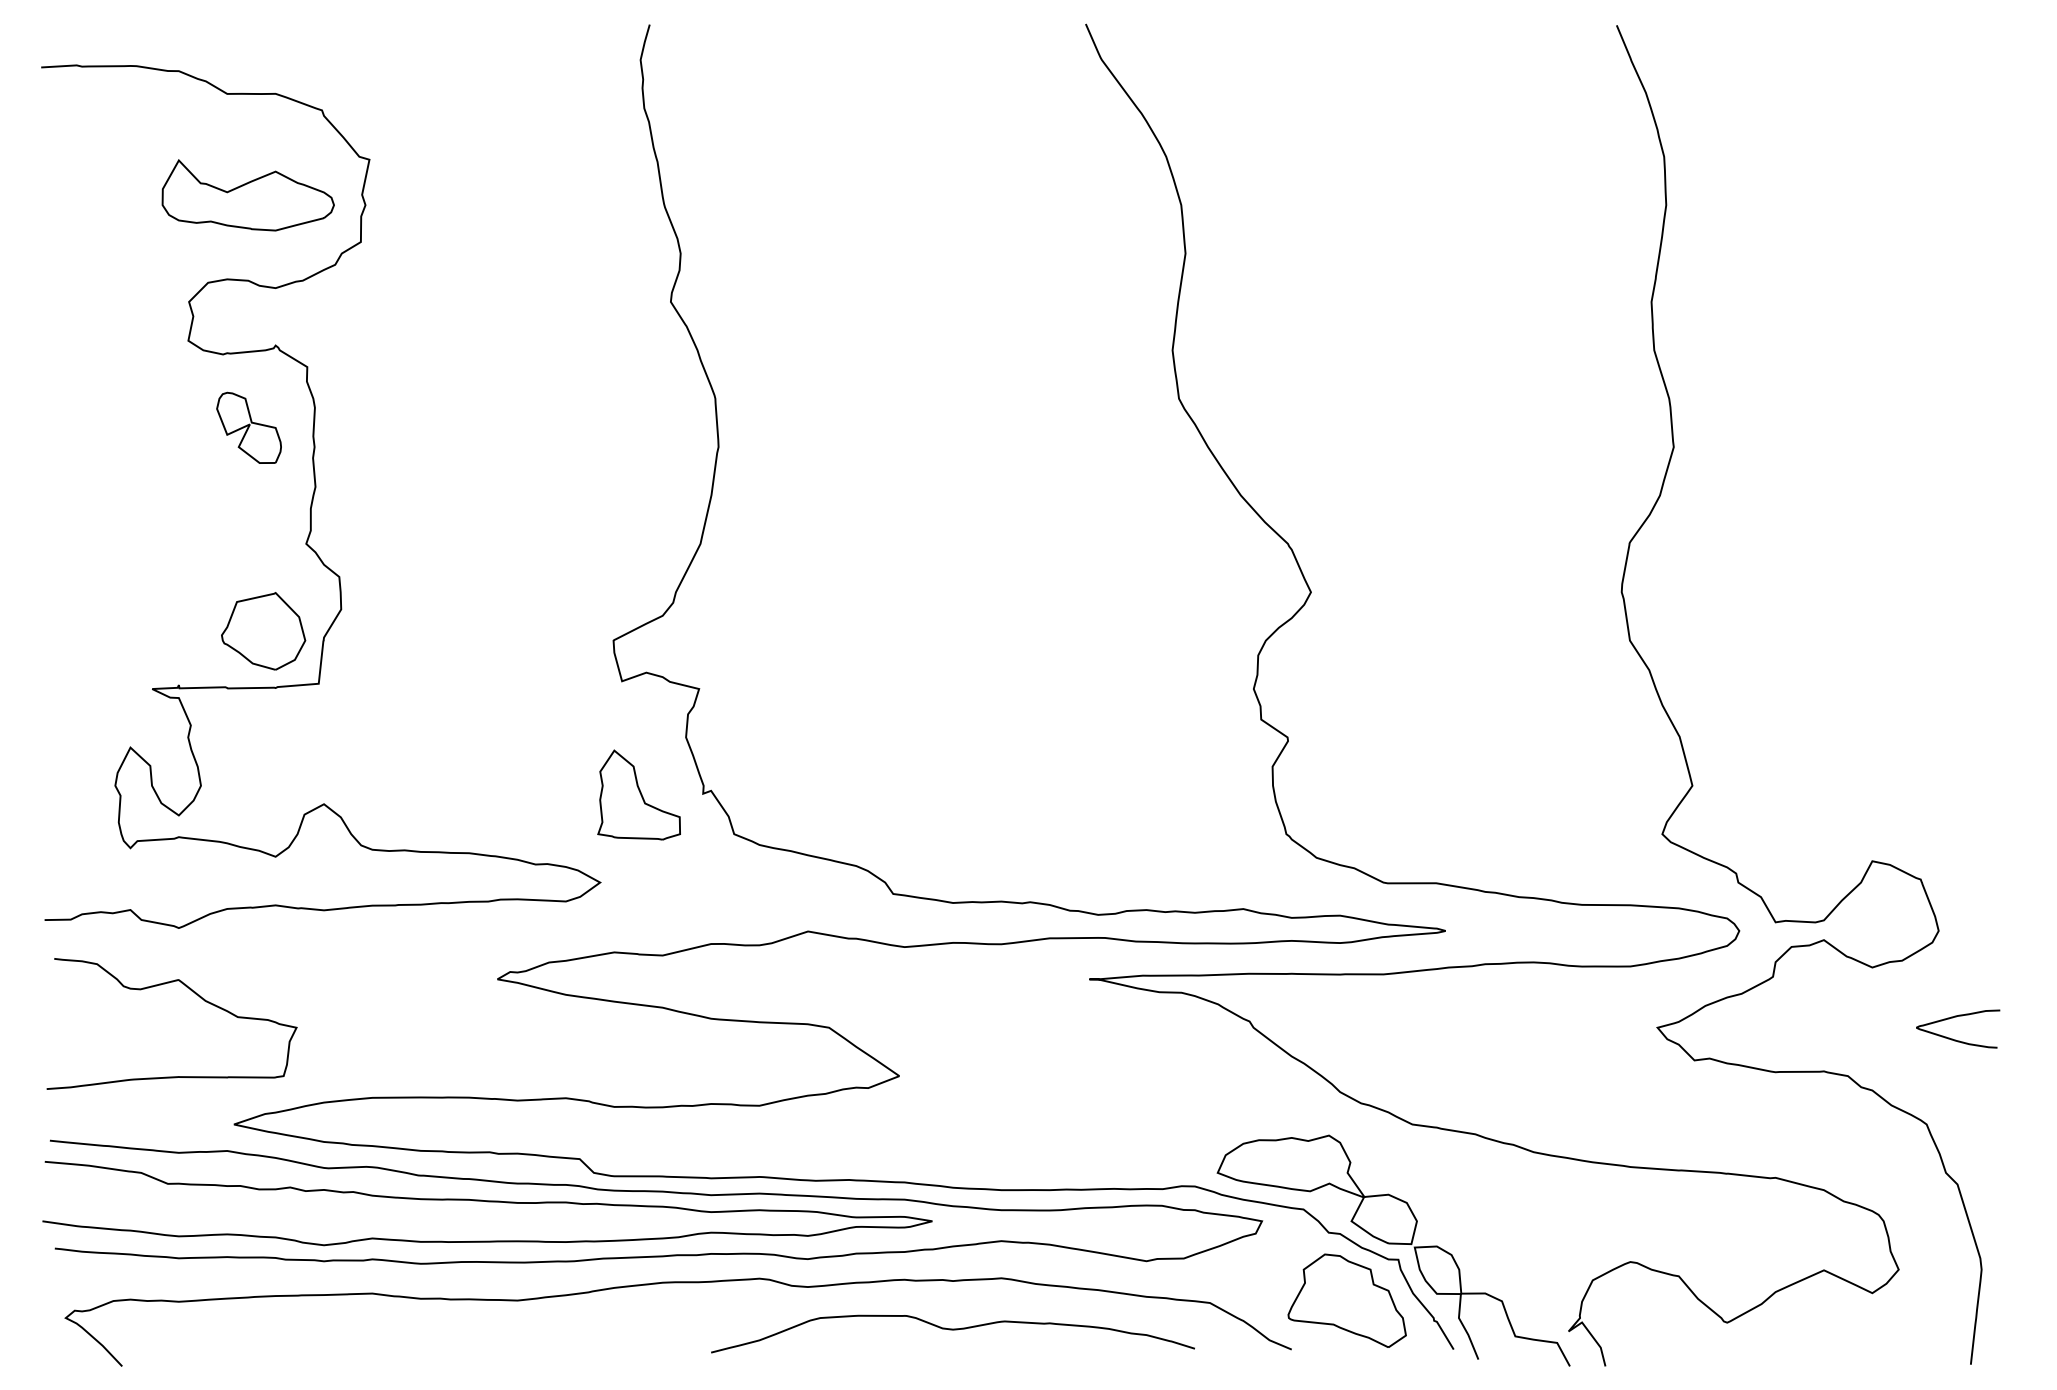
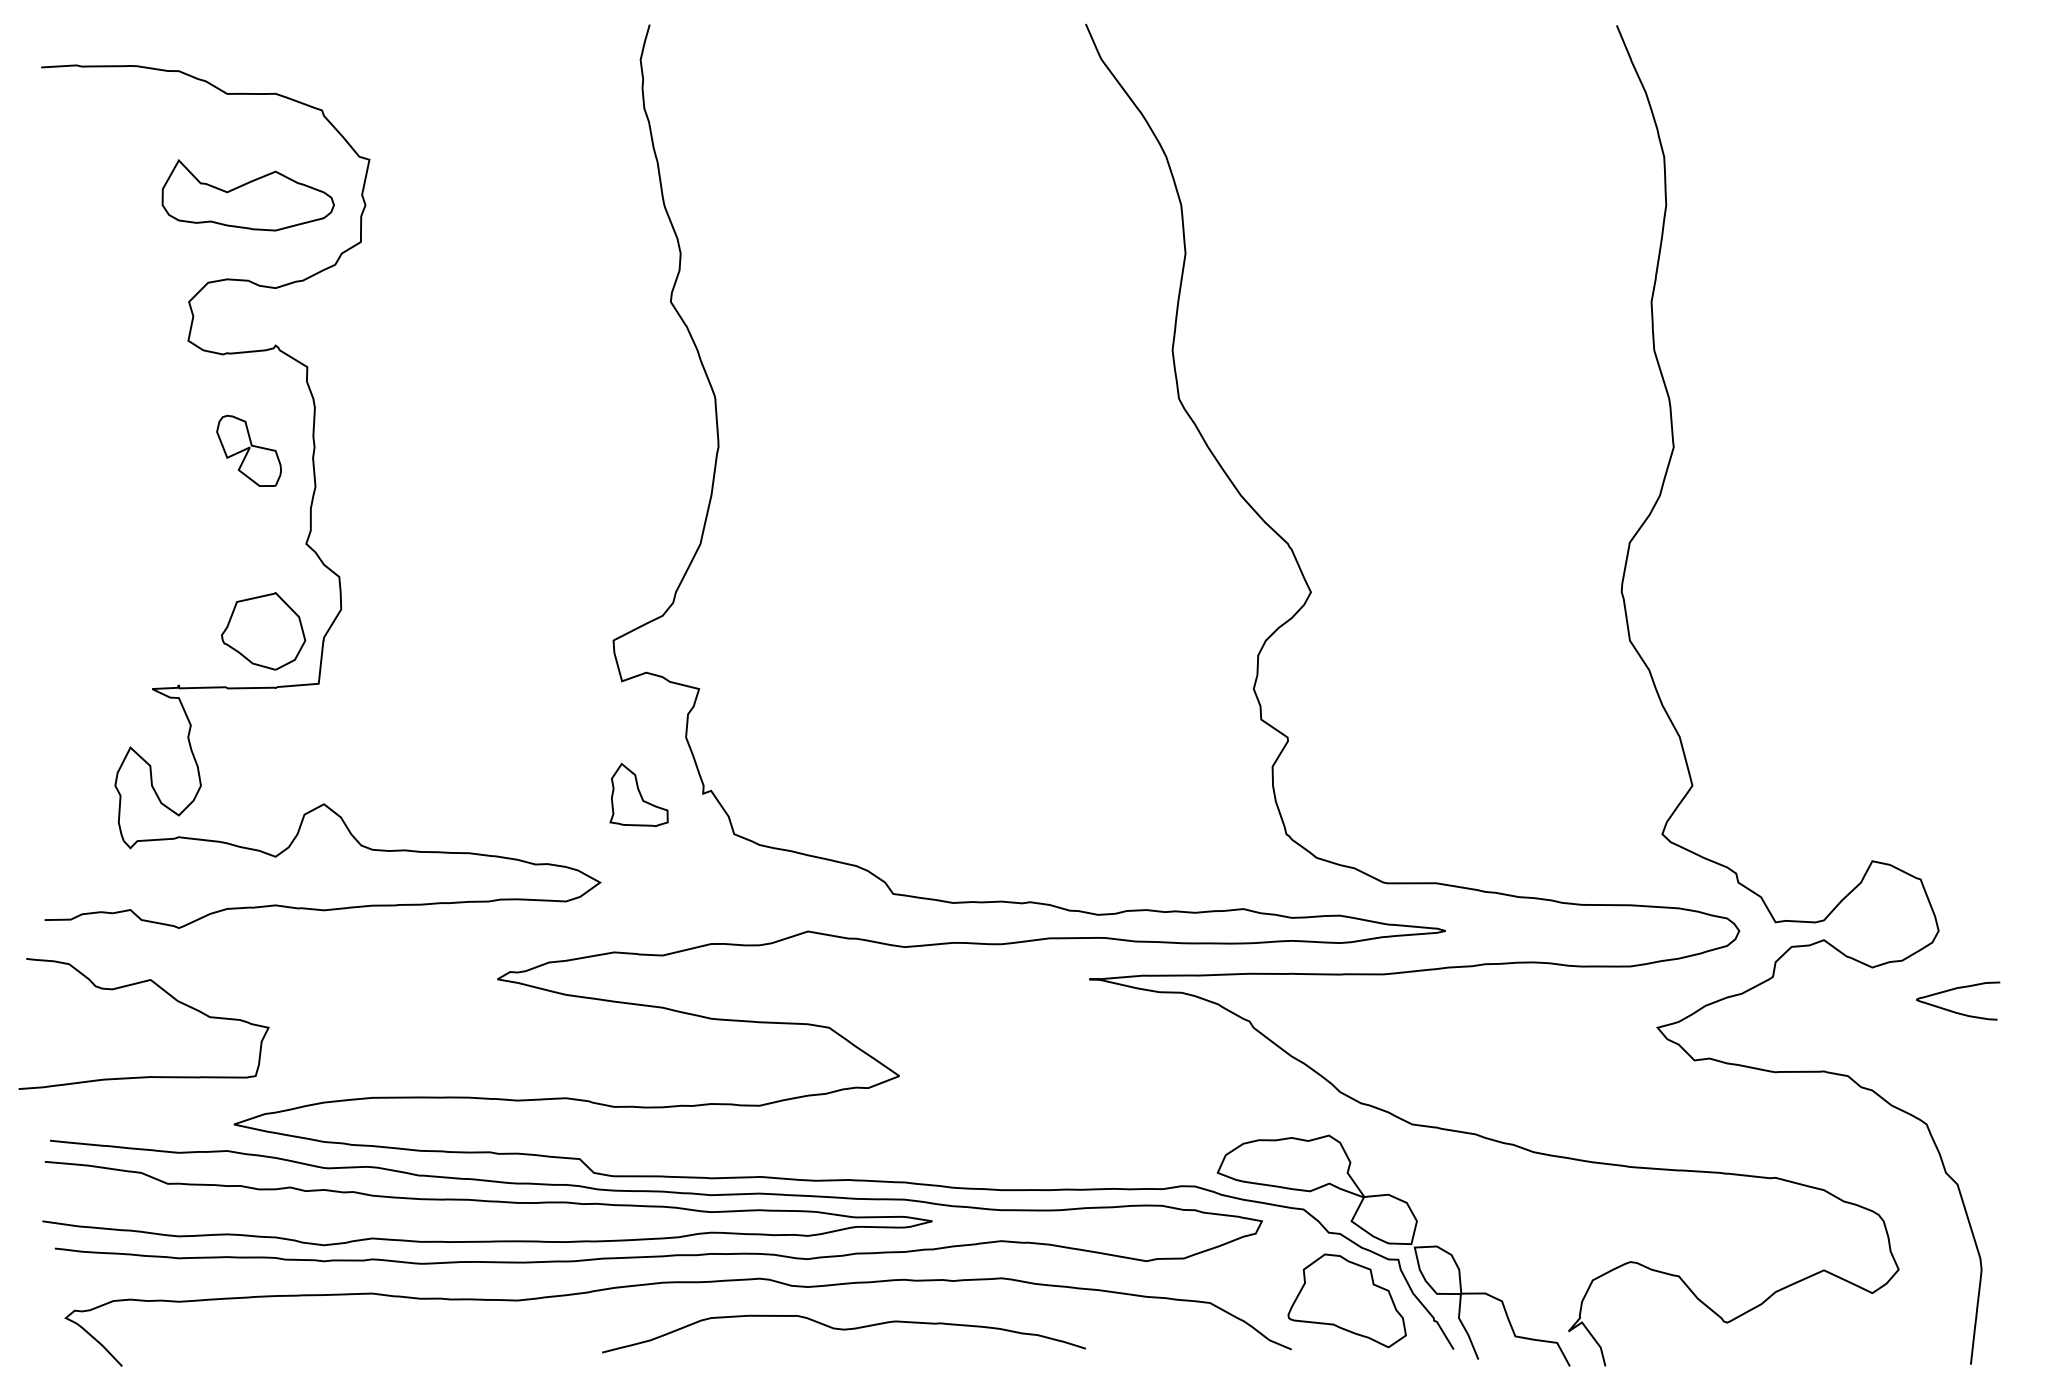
part position: (248, 427) -> (248, 450) (248, 450)
part size: 84x92 px -> 60x66 px (638, 794)
curve position: (195, 994) -> (167, 994) (167, 994)
curve position: (1956, 1017) -> (1956, 989) (1956, 989)
curve position: (952, 1330) -> (843, 1330) (843, 1330)
